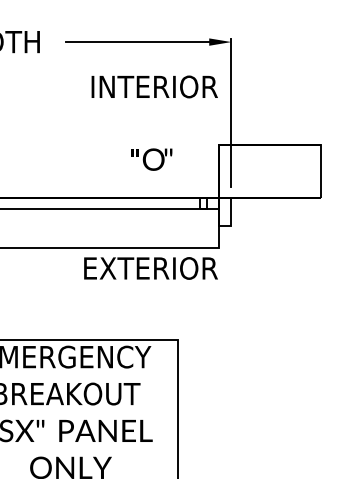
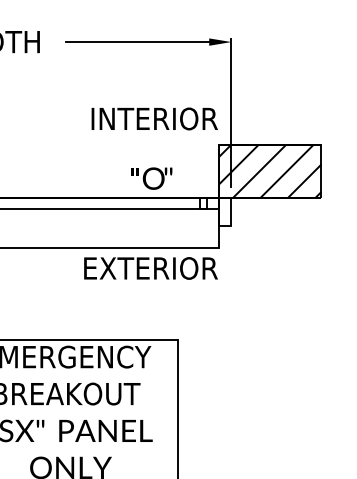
text position: (154, 86) -> (154, 118) (154, 118)
text position: (151, 159) -> (151, 178) (151, 178)
hatch: none -> present (269, 171)
